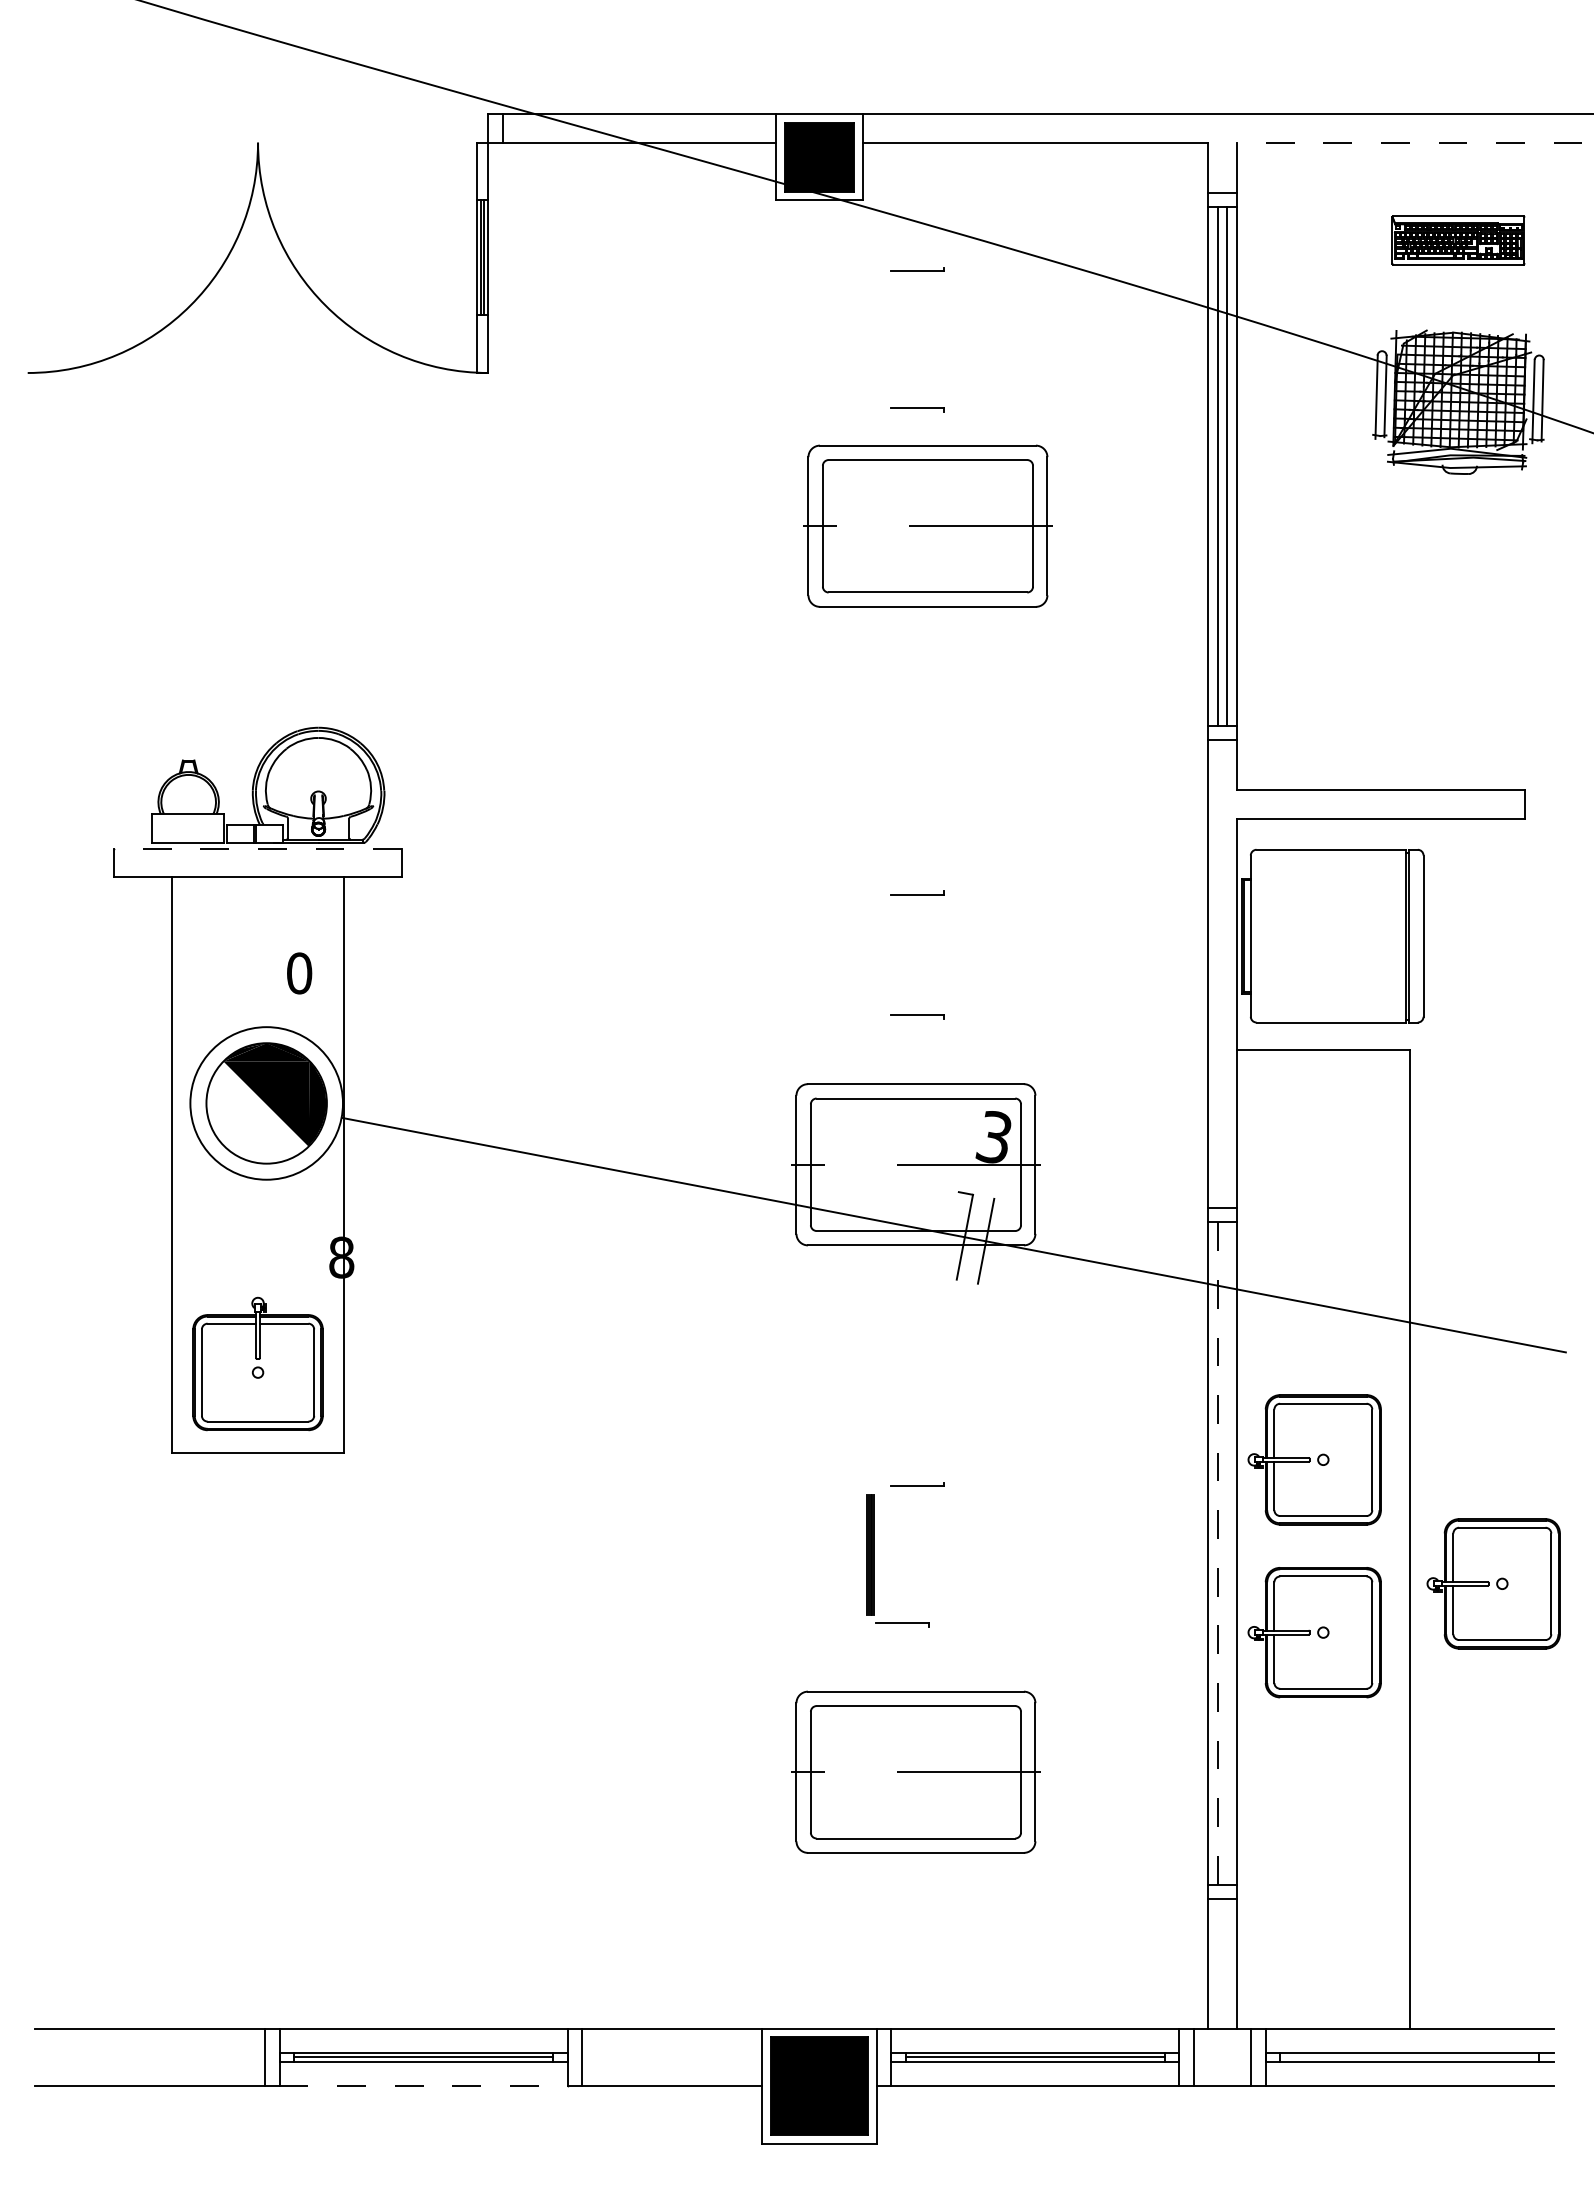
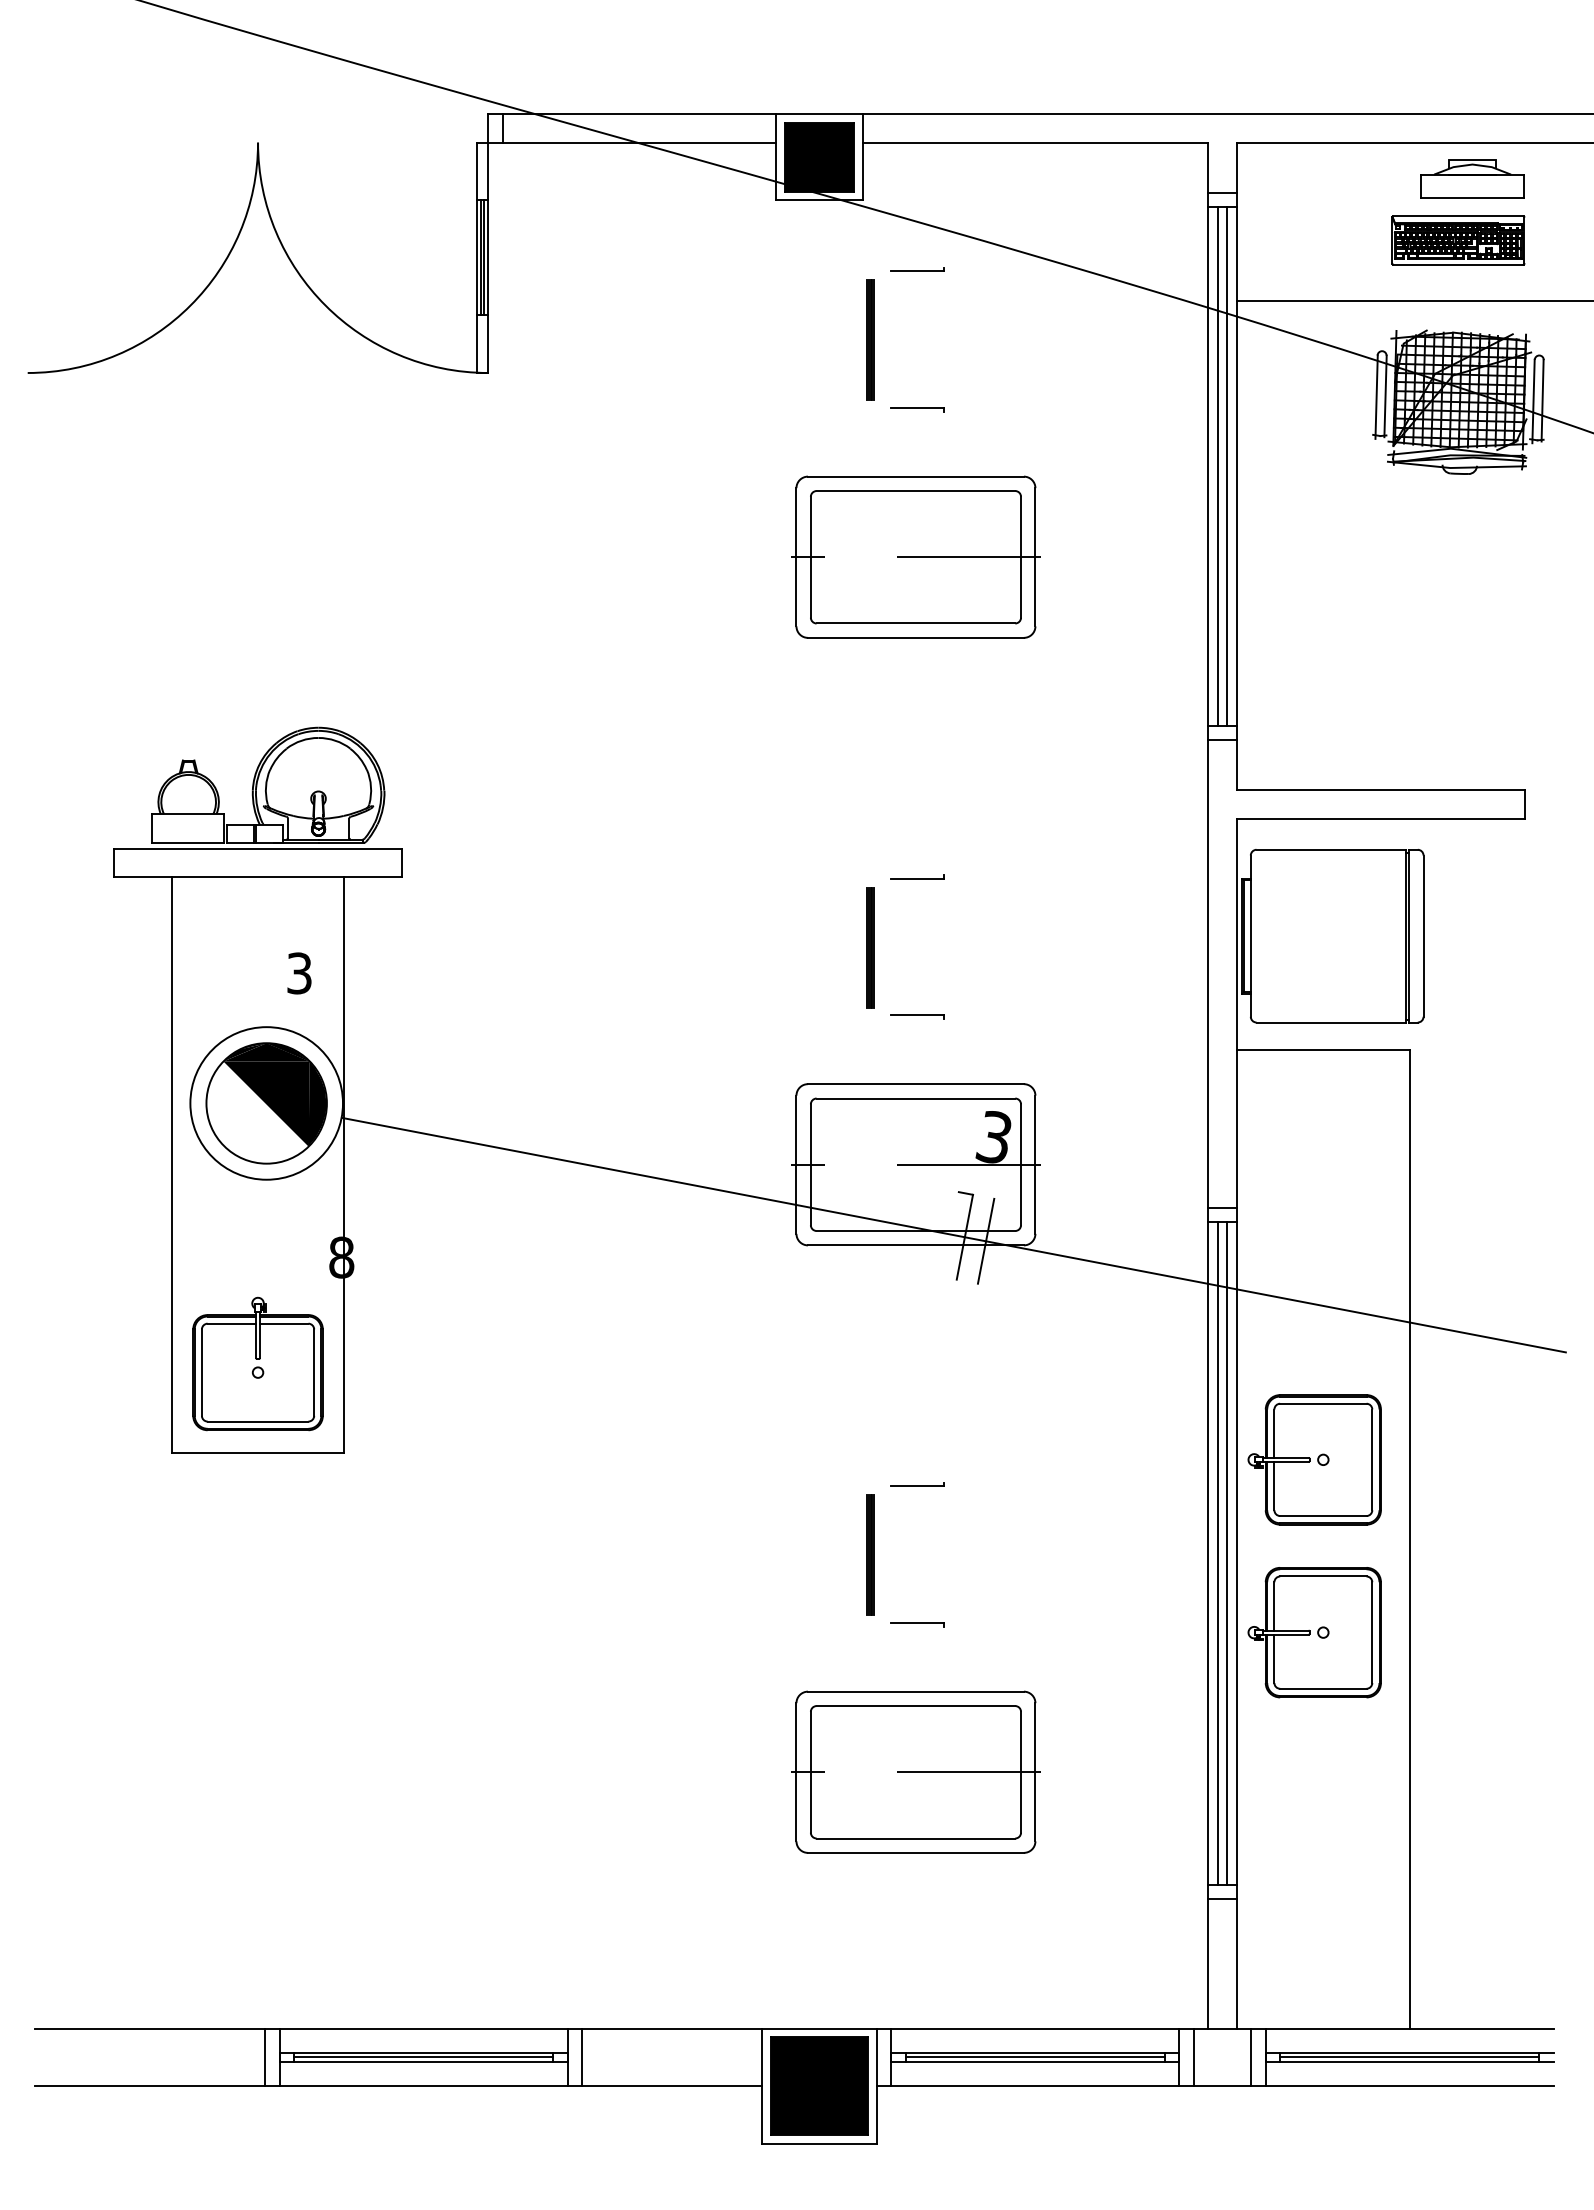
line: dashed -> solid (1414, 142)
part: none -> present (1472, 178)
line: none -> present (1413, 301)
part: none -> present (870, 339)
part position: (927, 525) -> (915, 556) (915, 556)
line: dashed -> solid (258, 848)
part position: (917, 892) -> (917, 876) (917, 876)
part: none -> present (870, 947)
text: 0 -> 3 (299, 973)
line: dashed -> solid (1218, 1553)
line: none -> present (1226, 1553)
part: present -> none (1493, 1583)
part position: (902, 1624) -> (917, 1624) (917, 1624)
line: none -> present (1409, 2057)
line: dashed -> solid (423, 2086)
